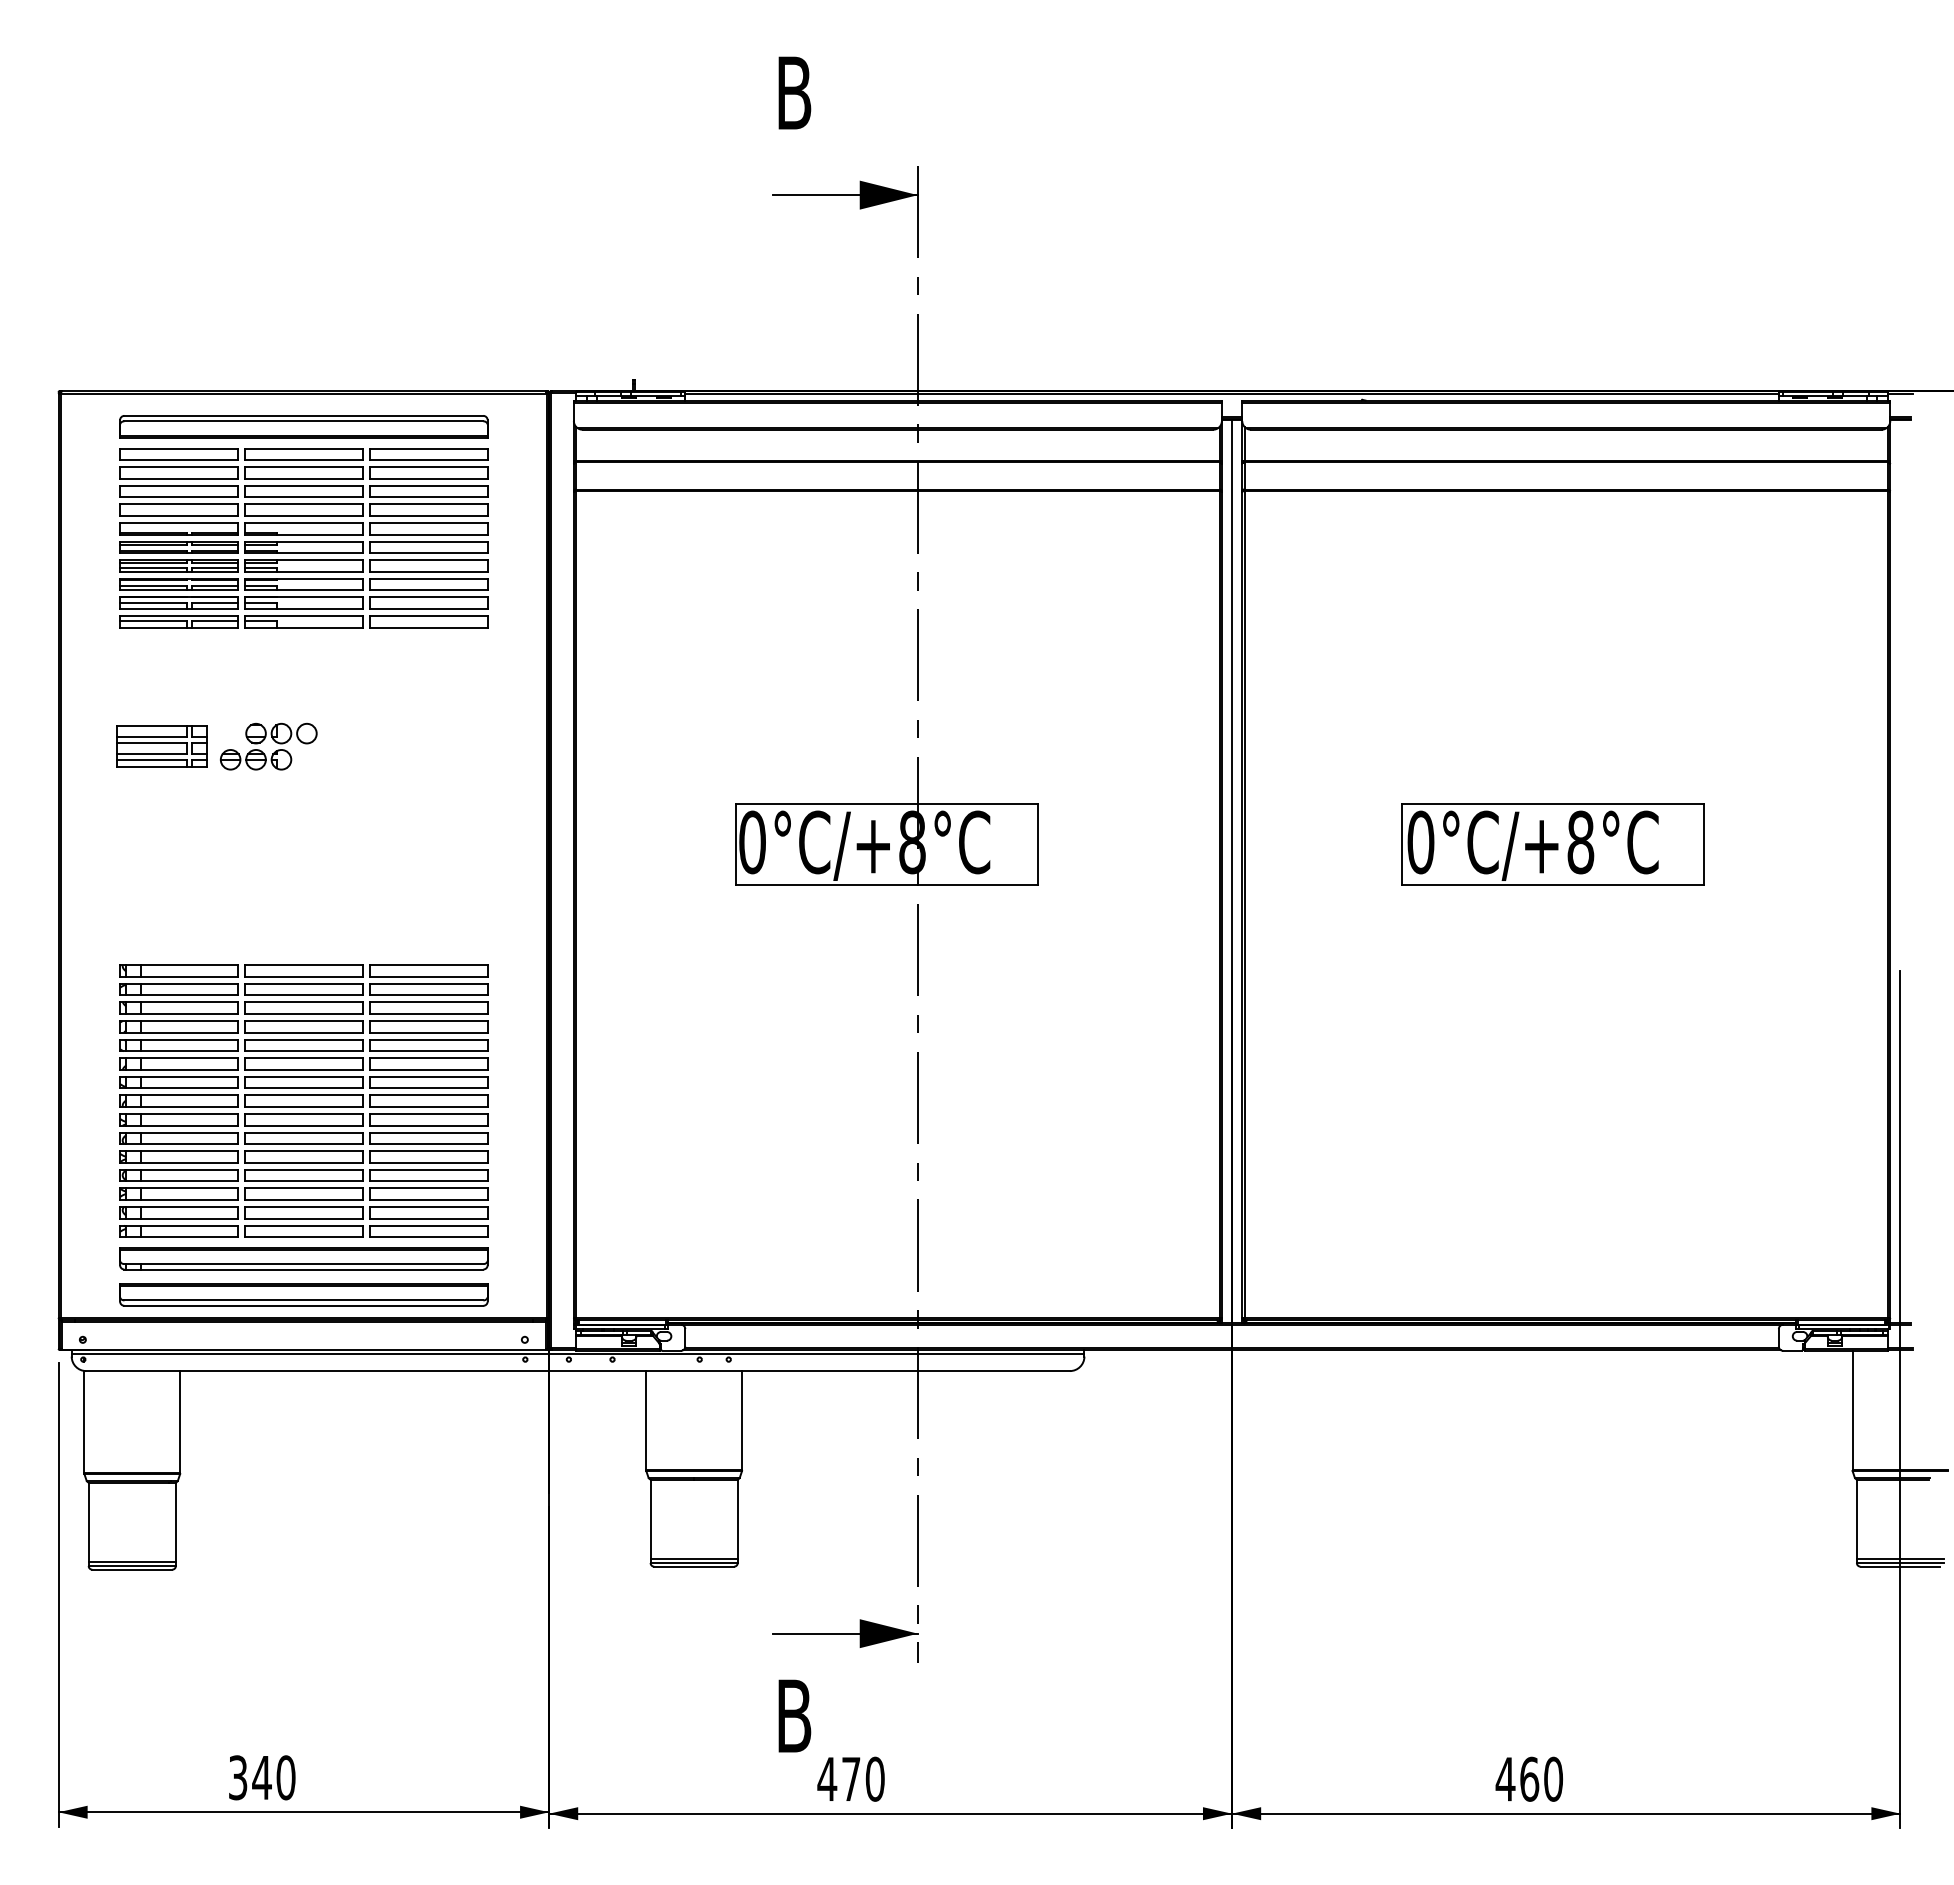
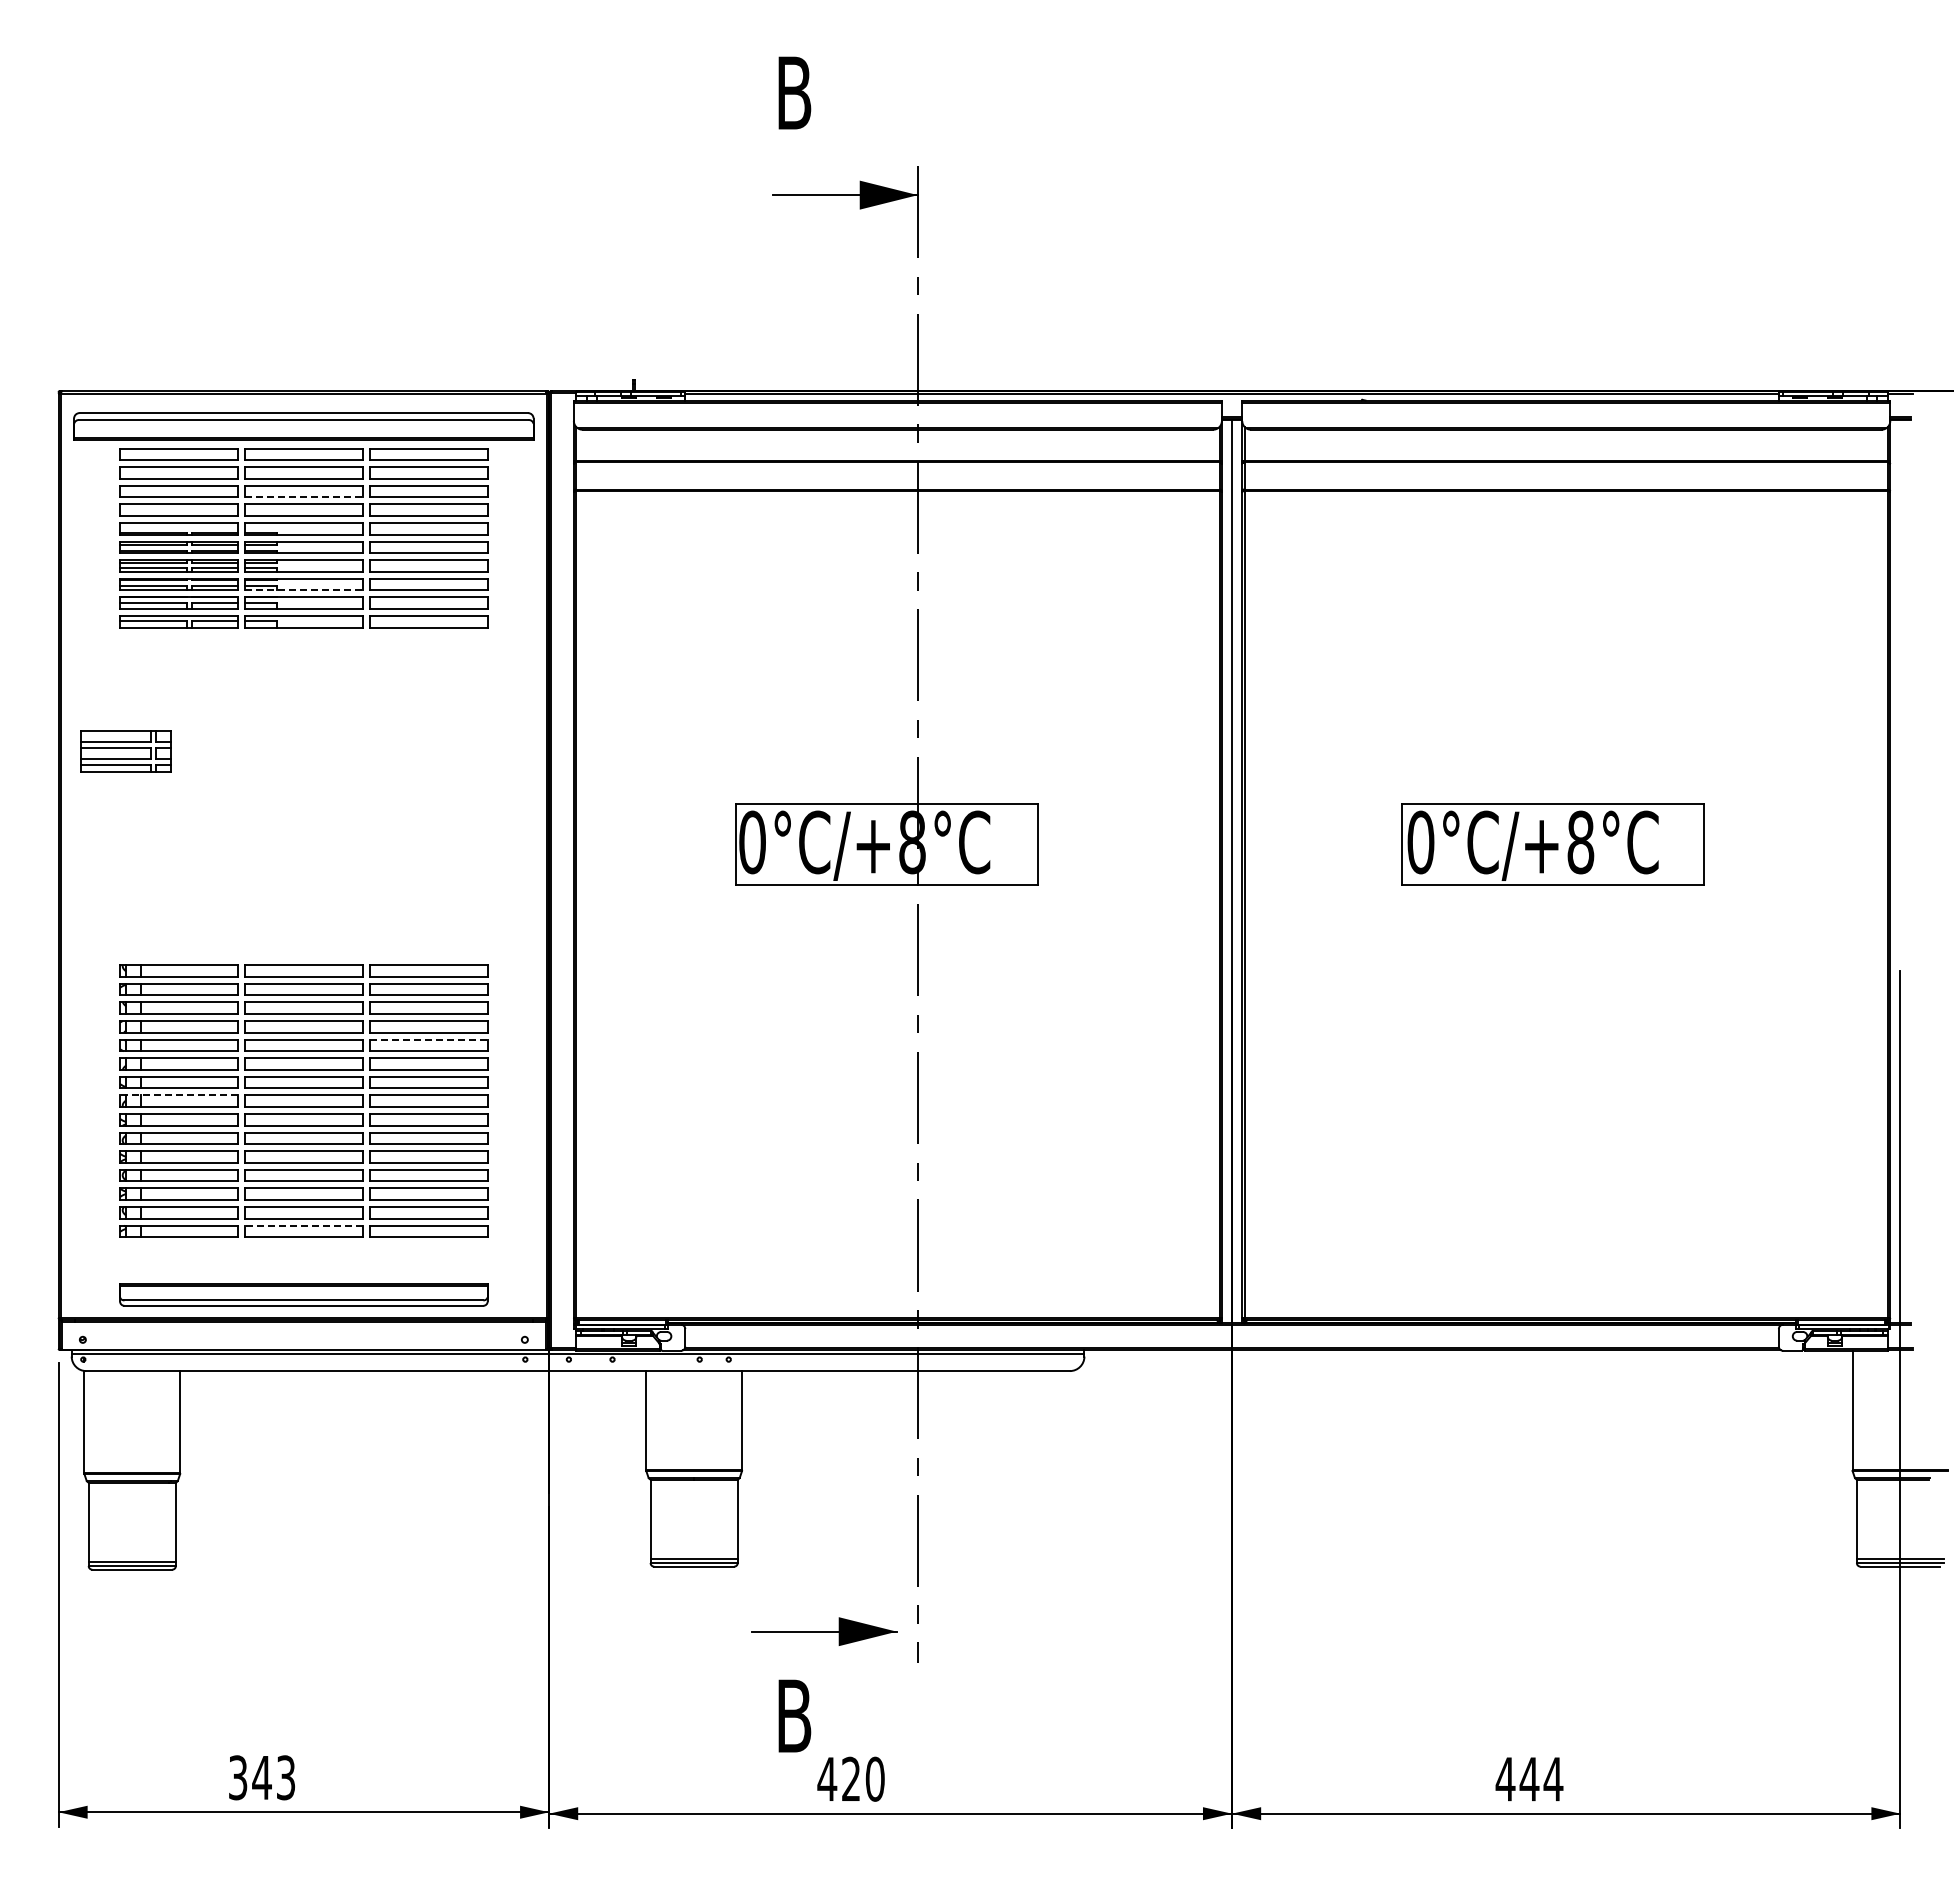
part size: 370x24 px -> 462x29 px (303, 426)
line: solid -> dashed (303, 497)
line: solid -> dashed (303, 590)
part: present -> none (263, 741)
part position: (161, 746) -> (125, 751) (125, 751)
line: solid -> dashed (428, 1039)
line: solid -> dashed (178, 1095)
line: solid -> dashed (303, 1225)
part: present -> none (303, 1258)
part position: (845, 1633) -> (824, 1631) (824, 1631)
text: 340 -> 343 (285, 1777)
text: 470 -> 420 (851, 1778)
text: 460 -> 444 (1541, 1778)
